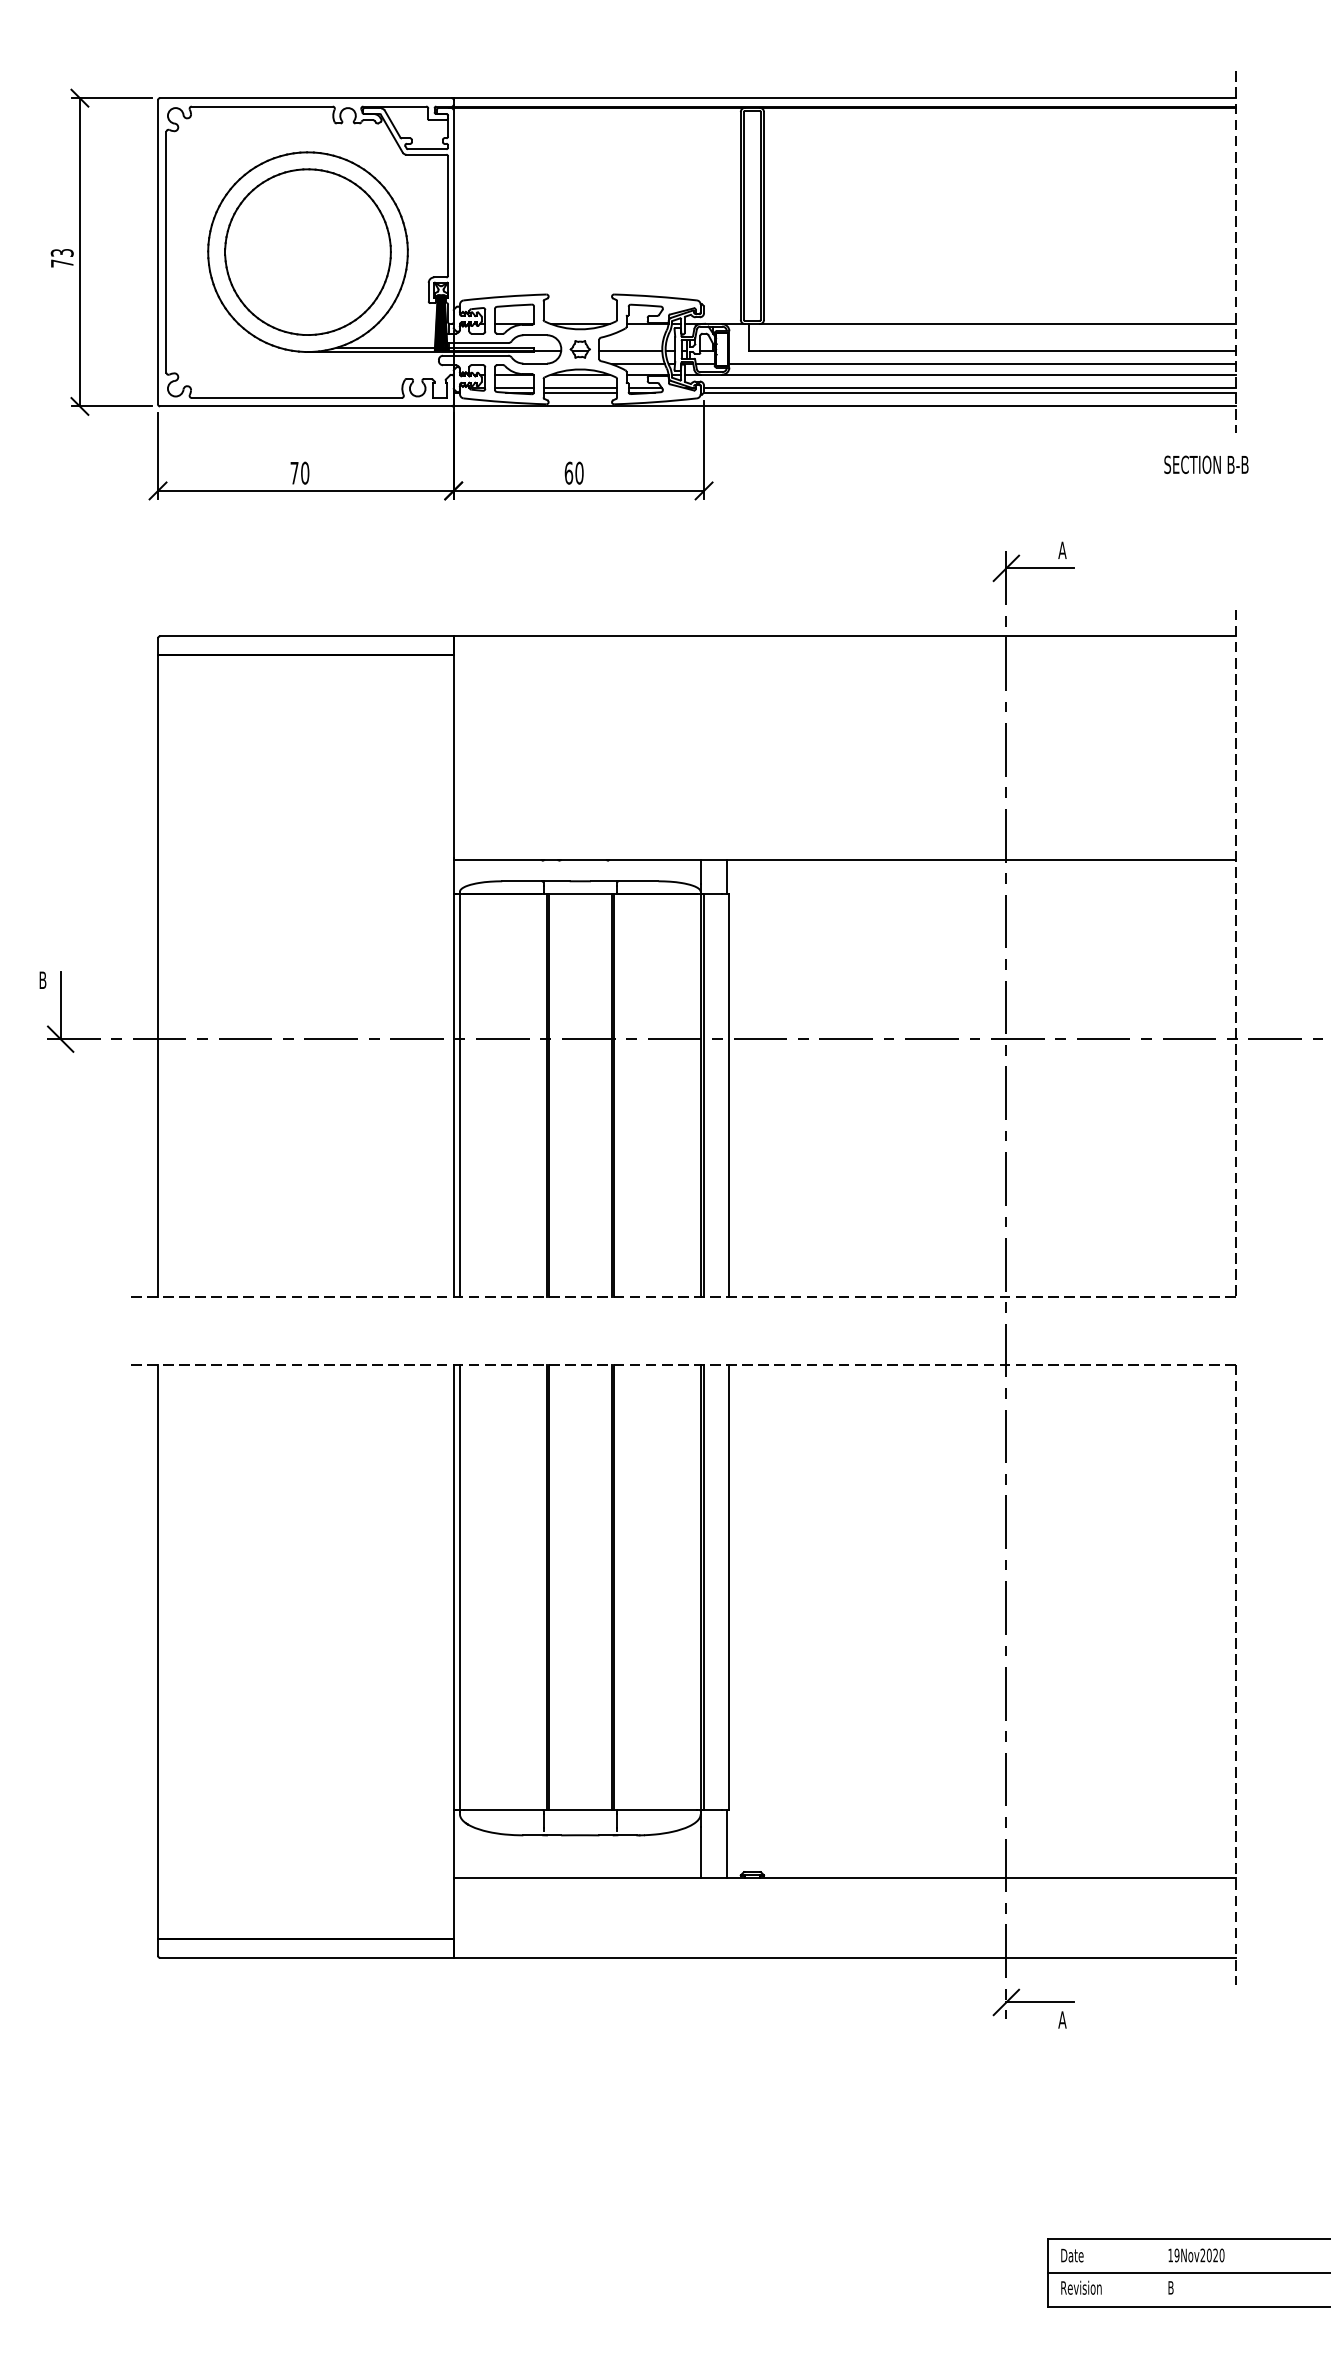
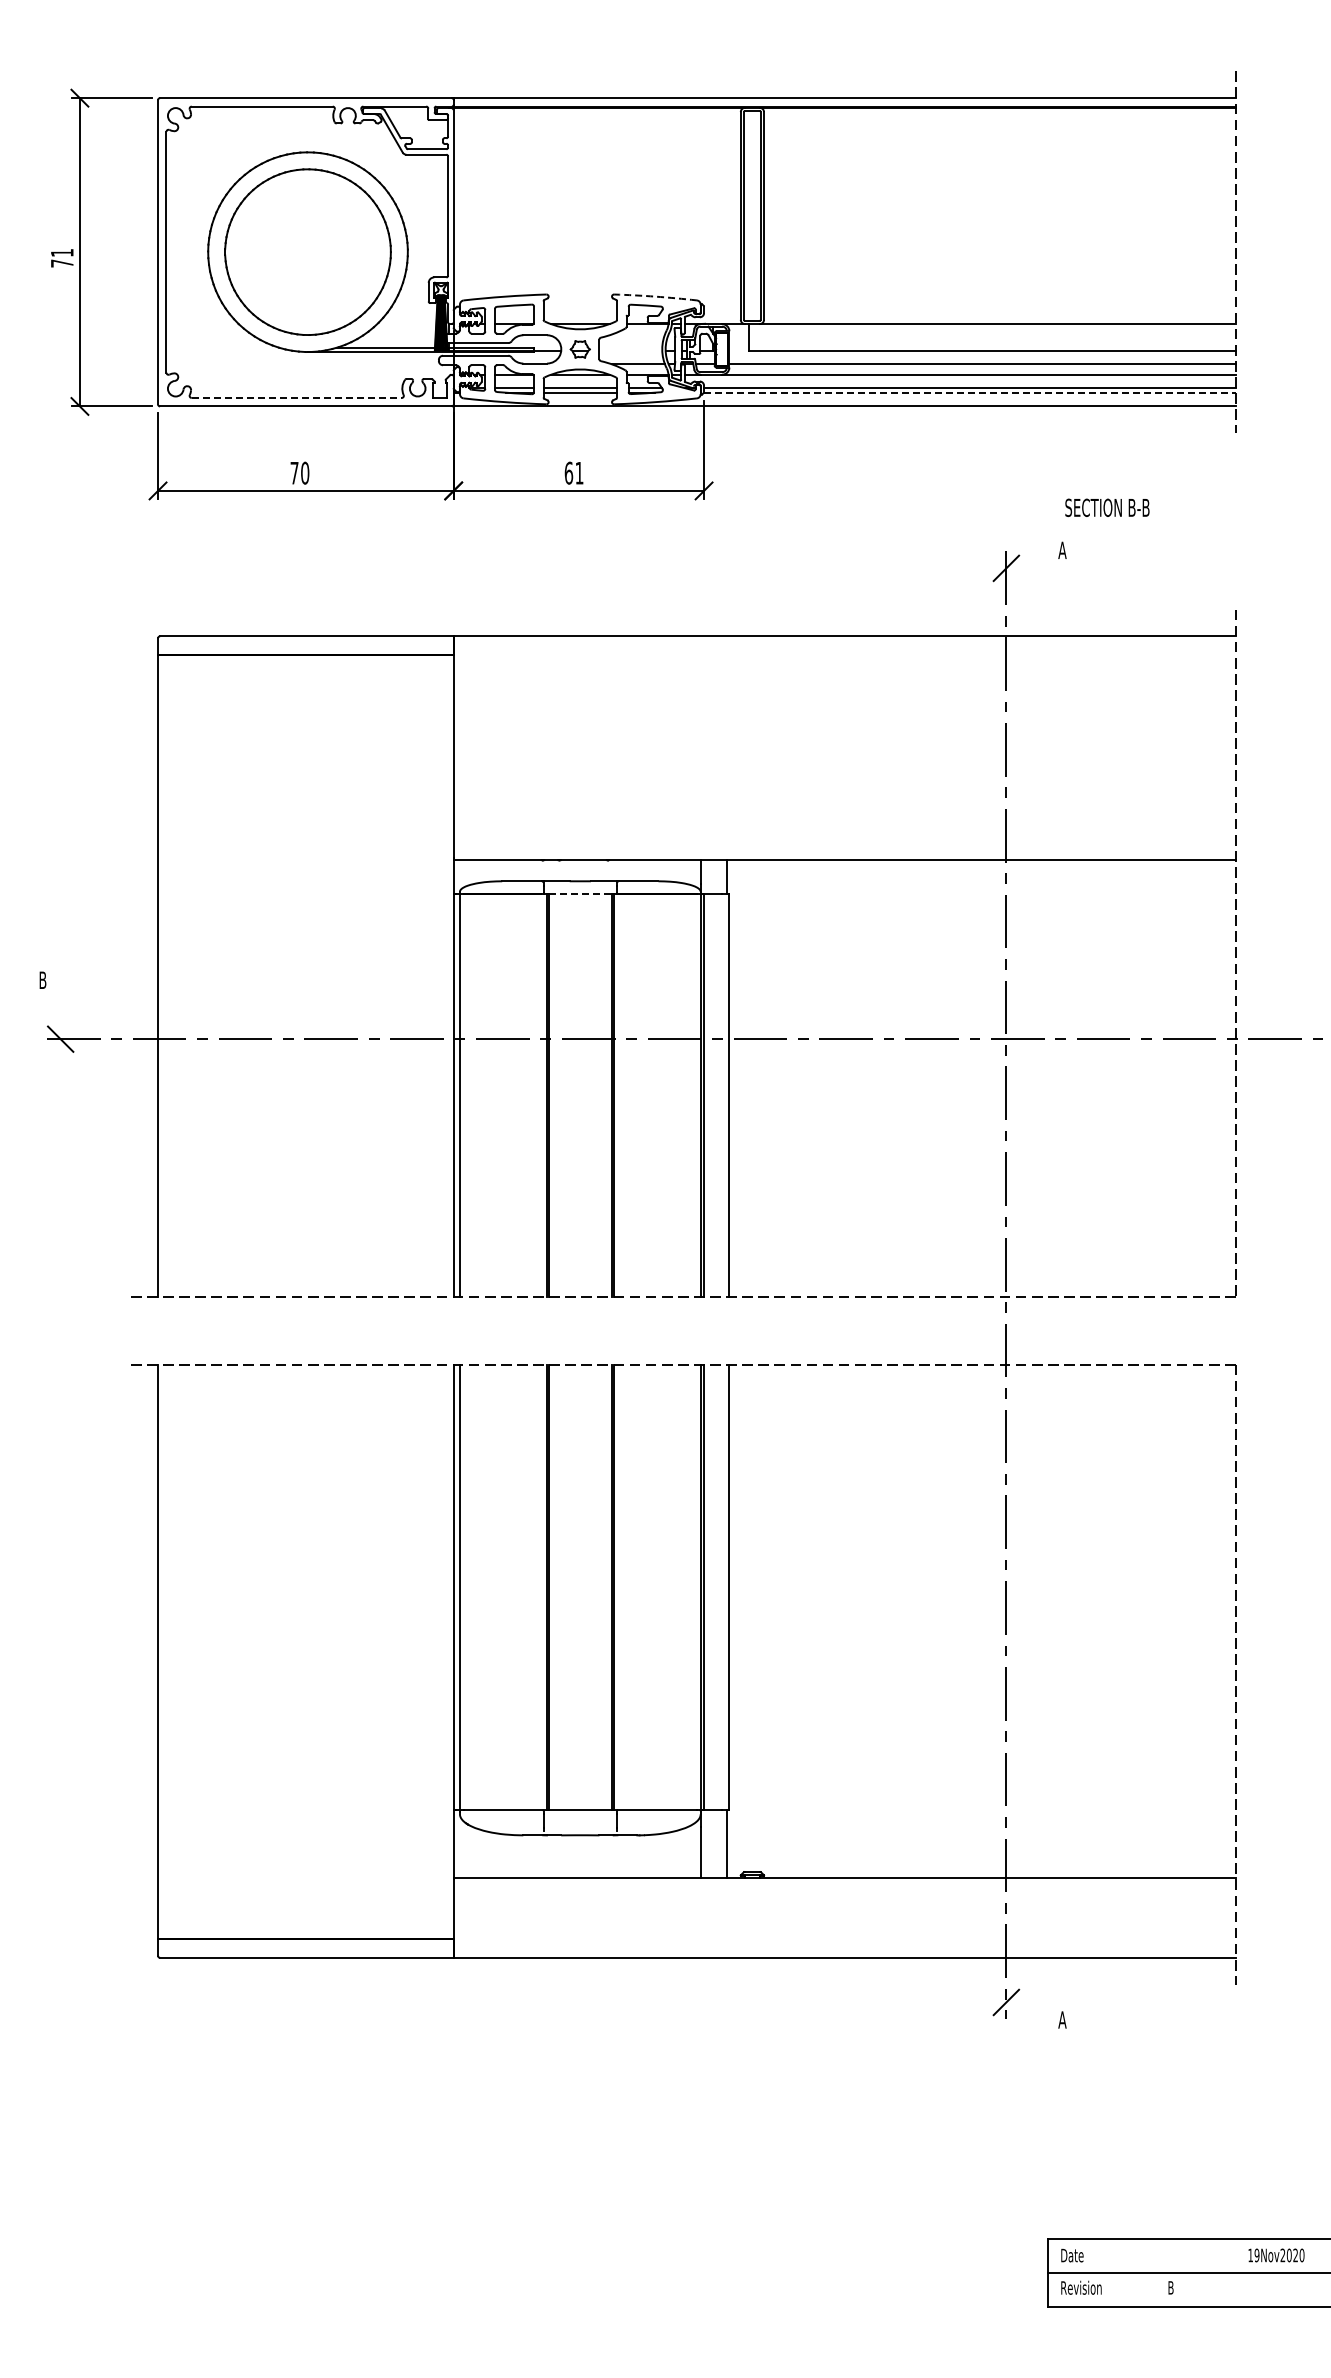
text: 73 -> 71 (61, 252)
arc: solid -> dashed (655, 296)
line: present -> none (630, 351)
line: solid -> dashed (969, 392)
line: solid -> dashed (297, 397)
text position: (1206, 464) -> (1107, 507) (1107, 507)
text: 60 -> 61 (579, 472)
line: present -> none (1039, 568)
line: solid -> dashed (580, 893)
line: present -> none (60, 1005)
line: present -> none (1039, 2002)
text position: (1196, 2255) -> (1276, 2255) (1276, 2255)
